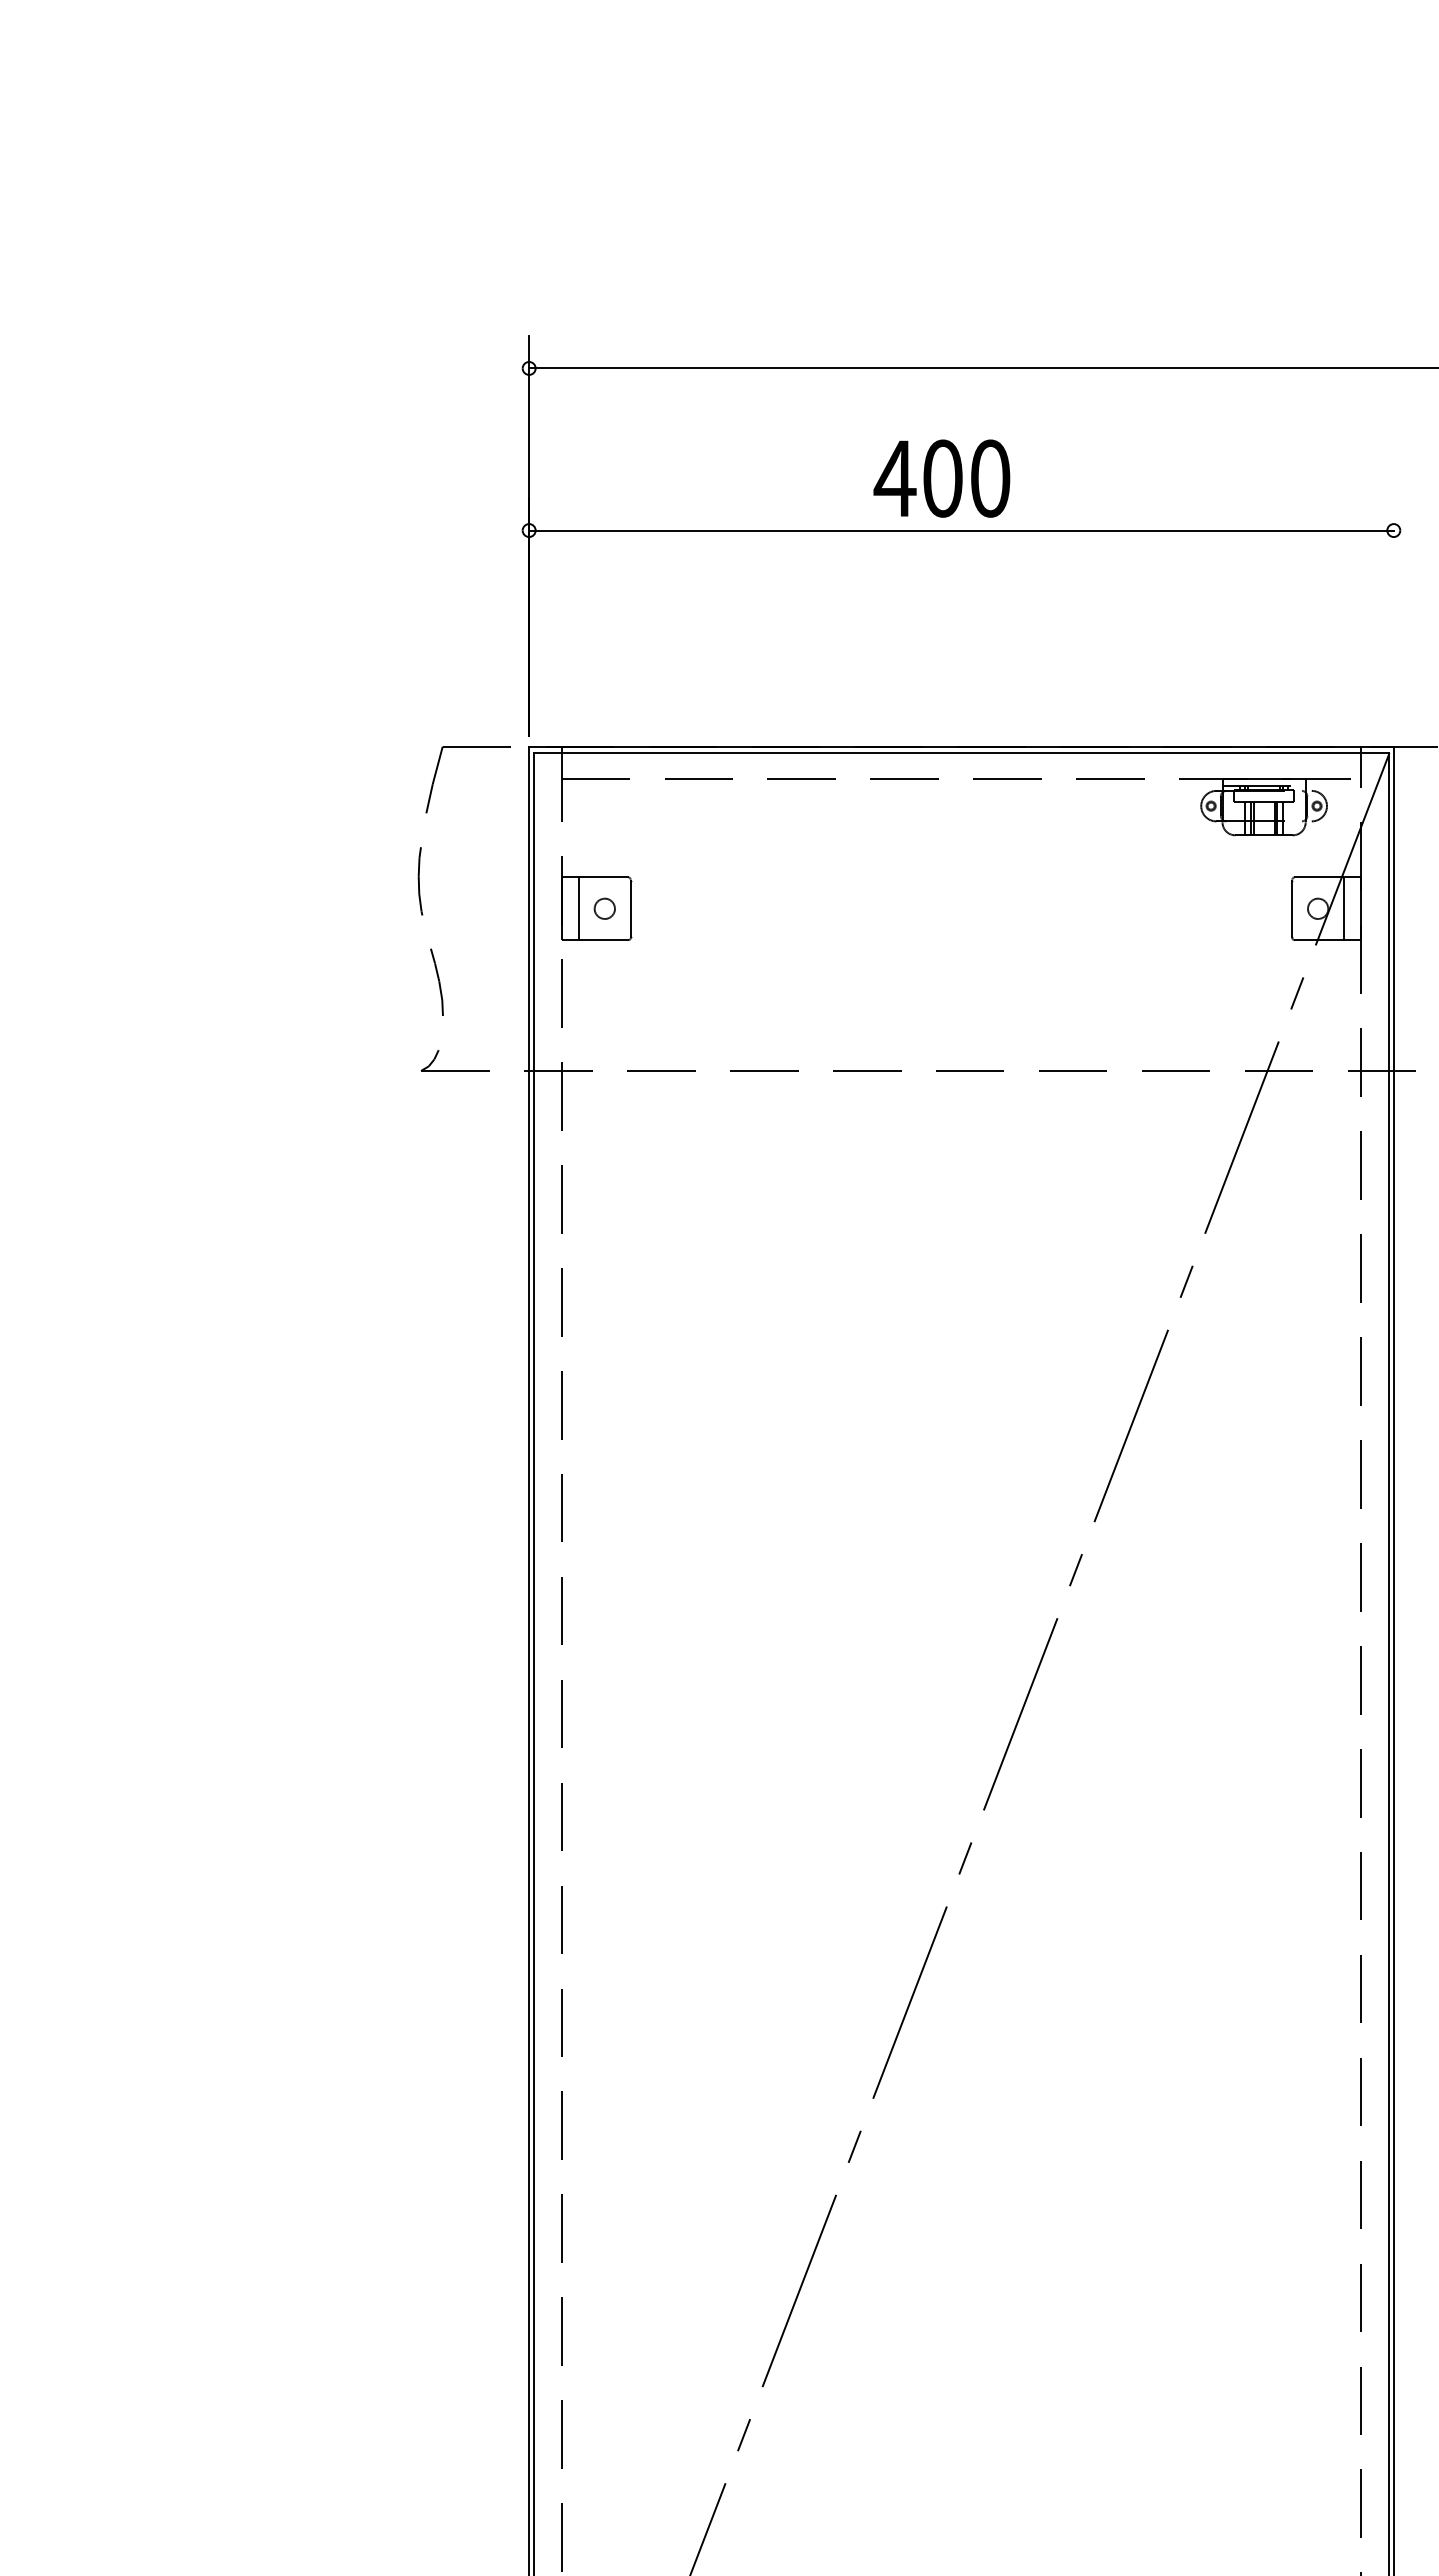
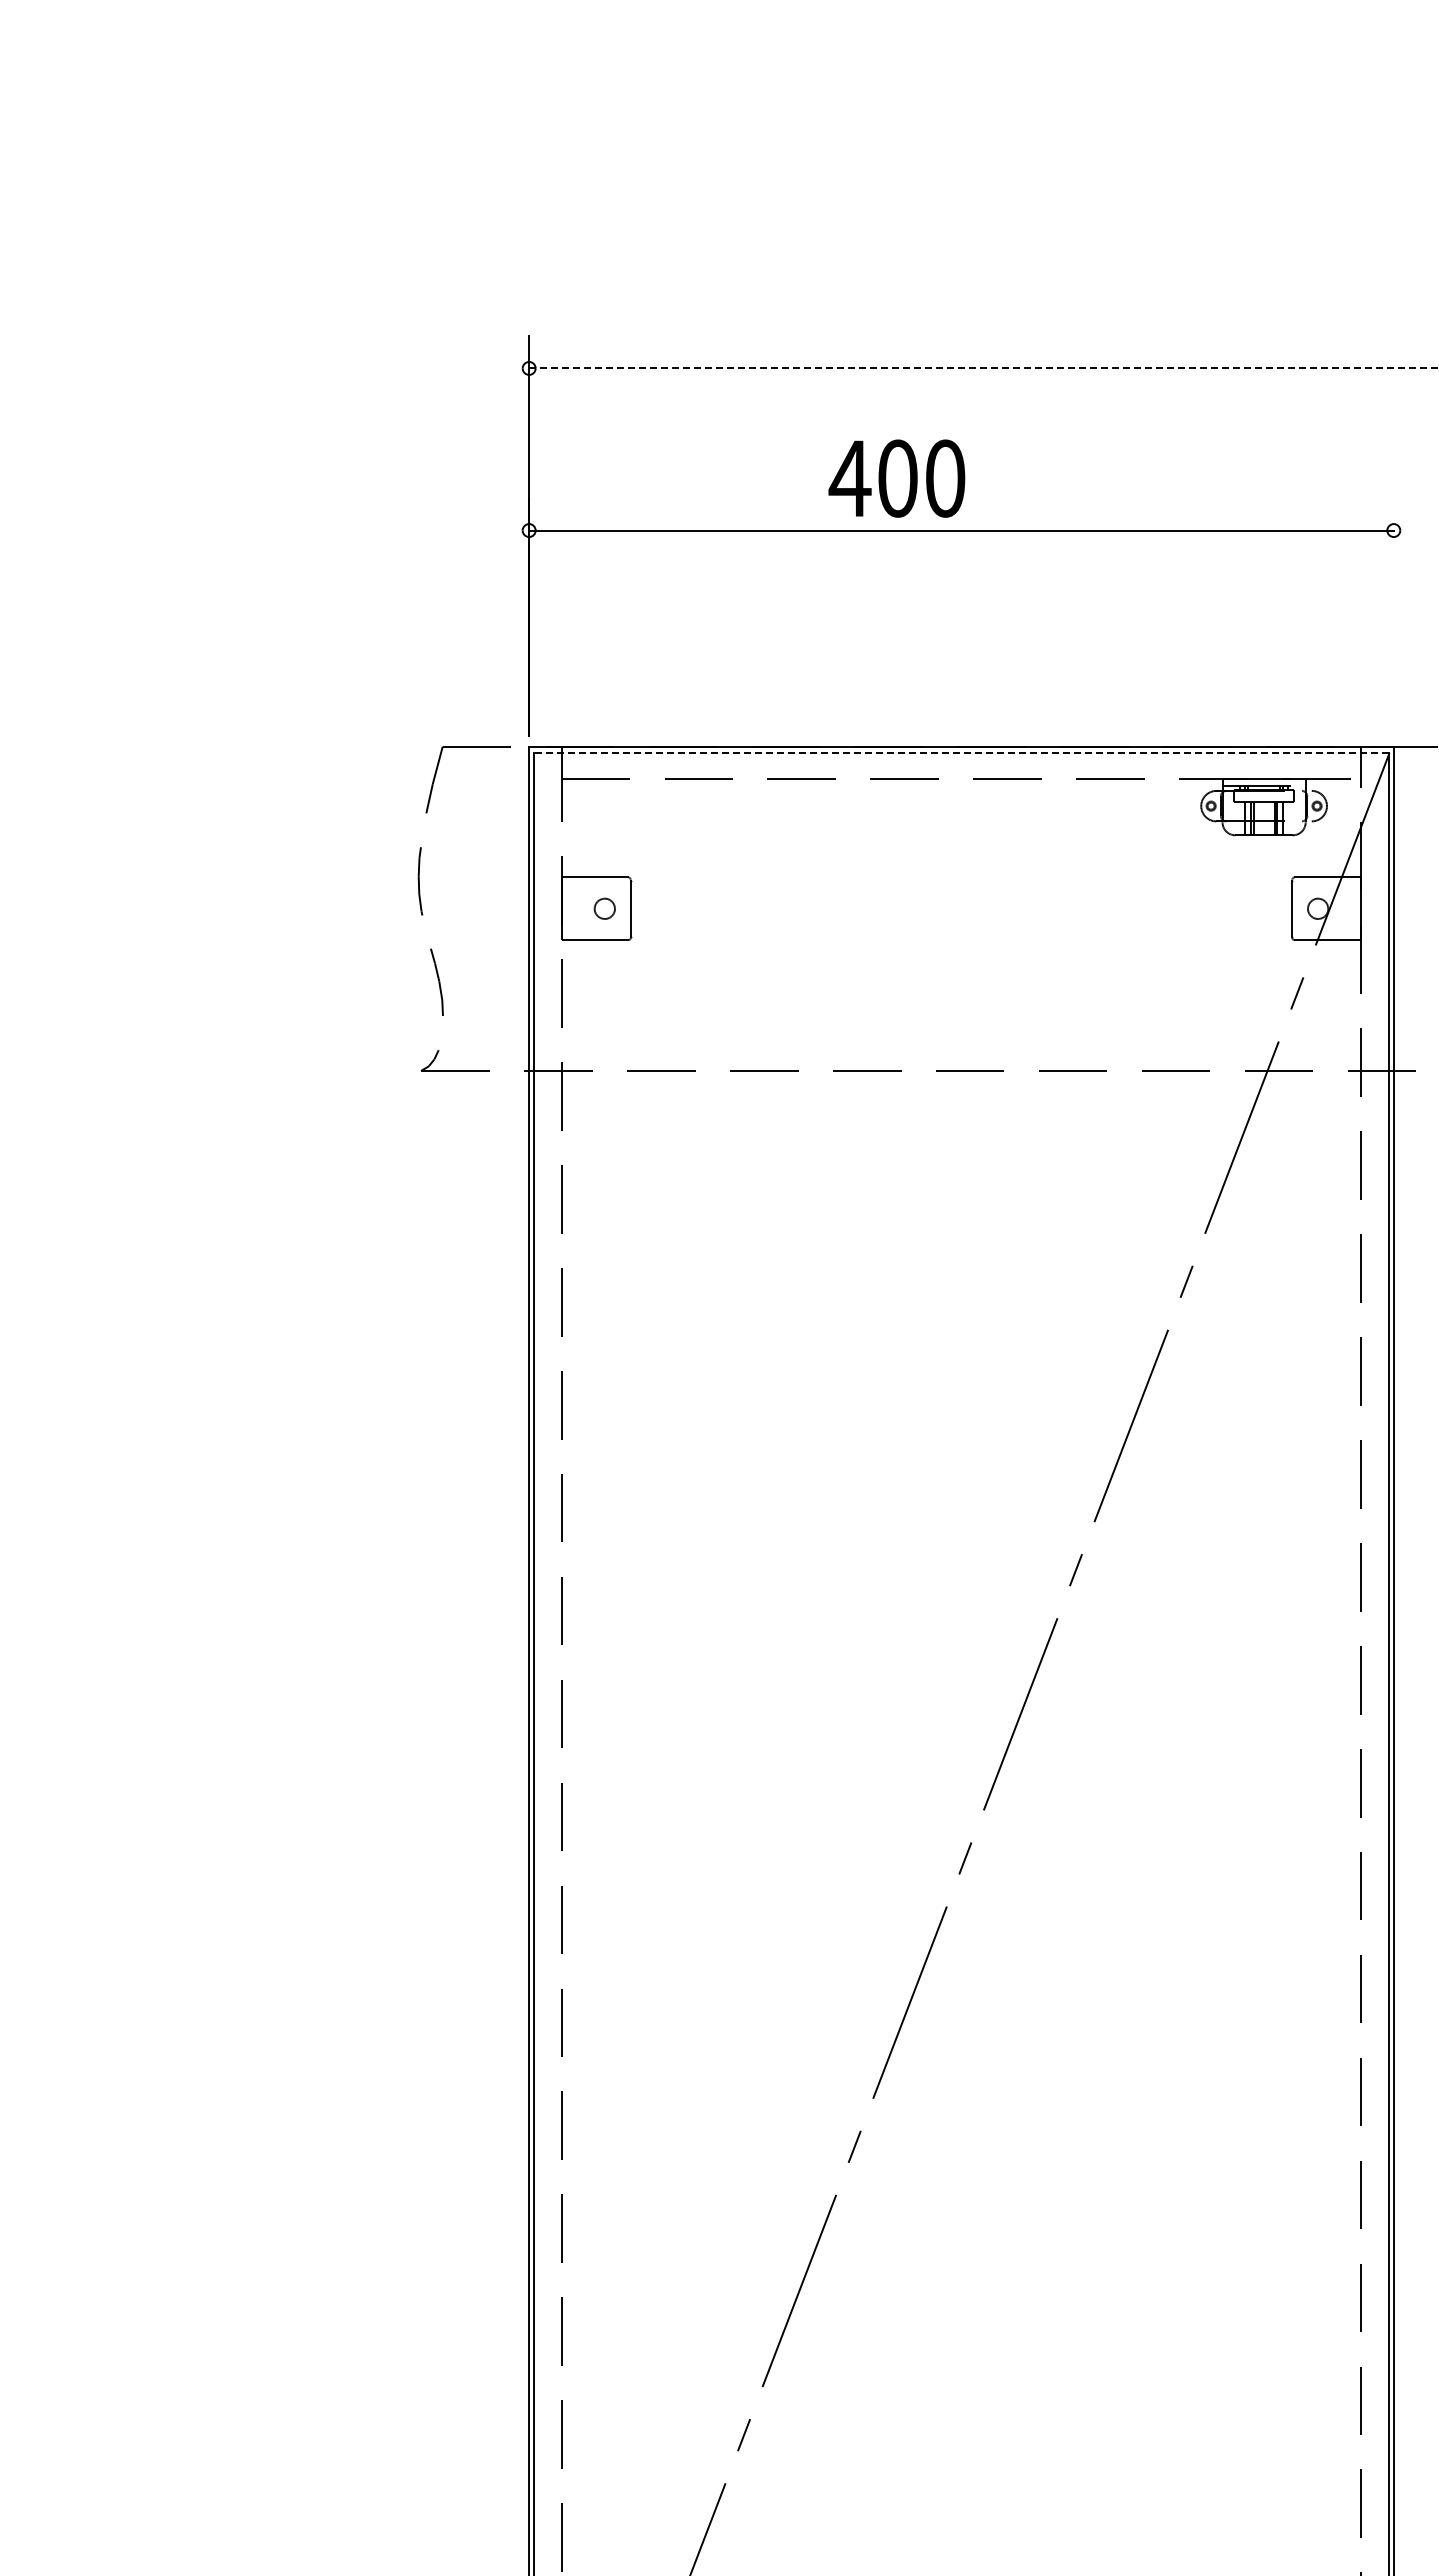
line: solid -> dashed (984, 368)
text position: (941, 478) -> (896, 478) (896, 478)
line: solid -> dashed (961, 753)
line: present -> none (578, 908)
line: present -> none (1344, 908)
